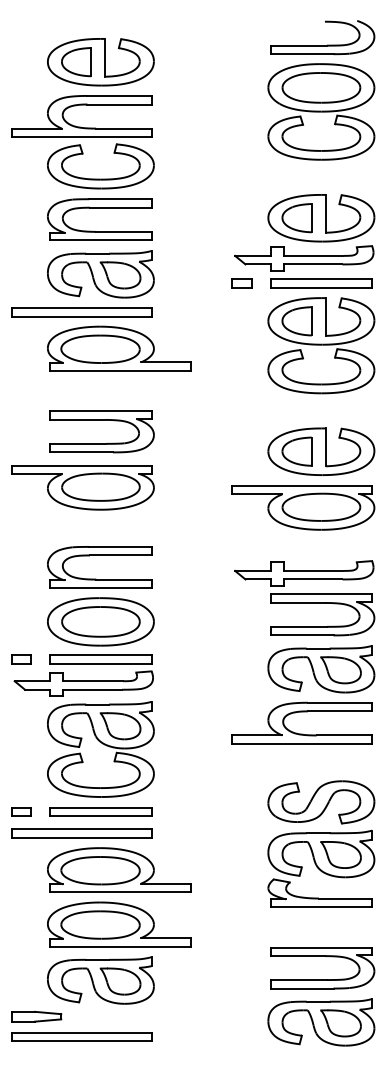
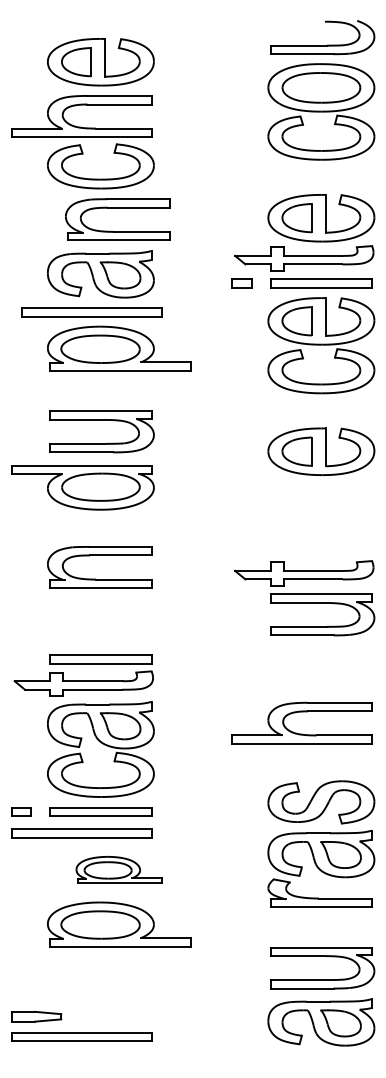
part position: (99, 208) -> (117, 208) (117, 208)
part position: (81, 312) -> (91, 312) (91, 312)
part: present -> none (303, 507)
part: present -> none (100, 621)
part: present -> none (21, 659)
part: present -> none (321, 669)
part size: 145x46 px -> 88x28 px (118, 869)
part: present -> none (100, 980)
